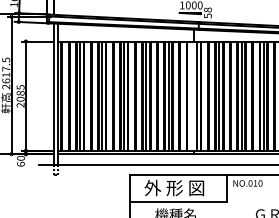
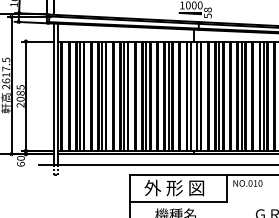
line: none -> present (190, 96)
